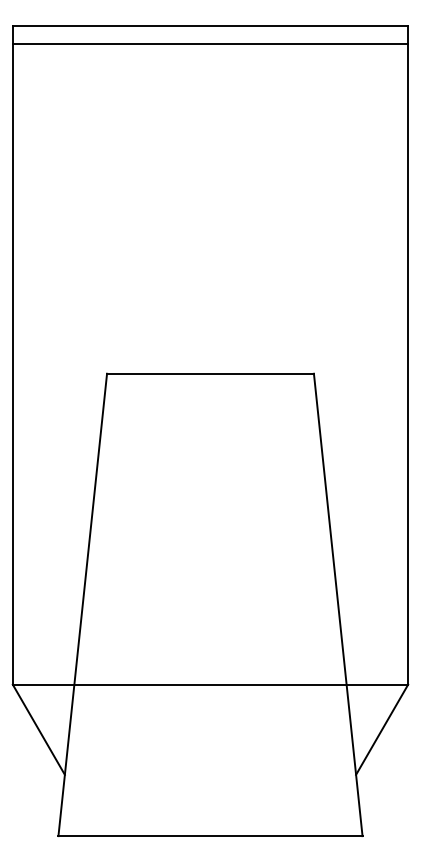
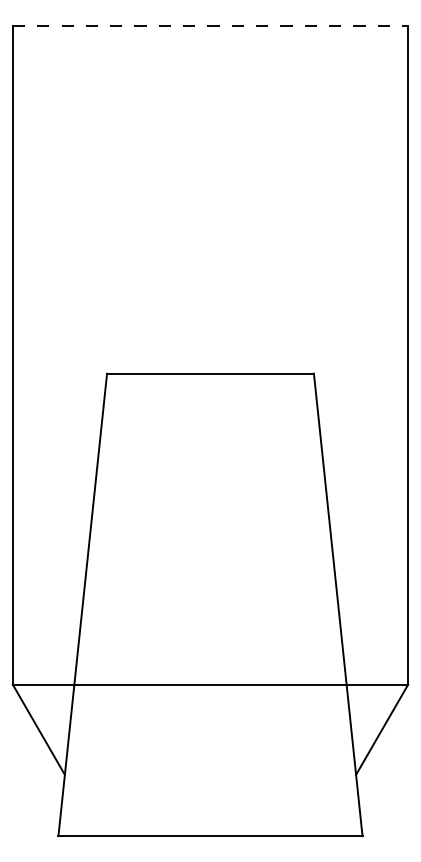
line: solid -> dashed (210, 25)
line: present -> none (210, 44)
